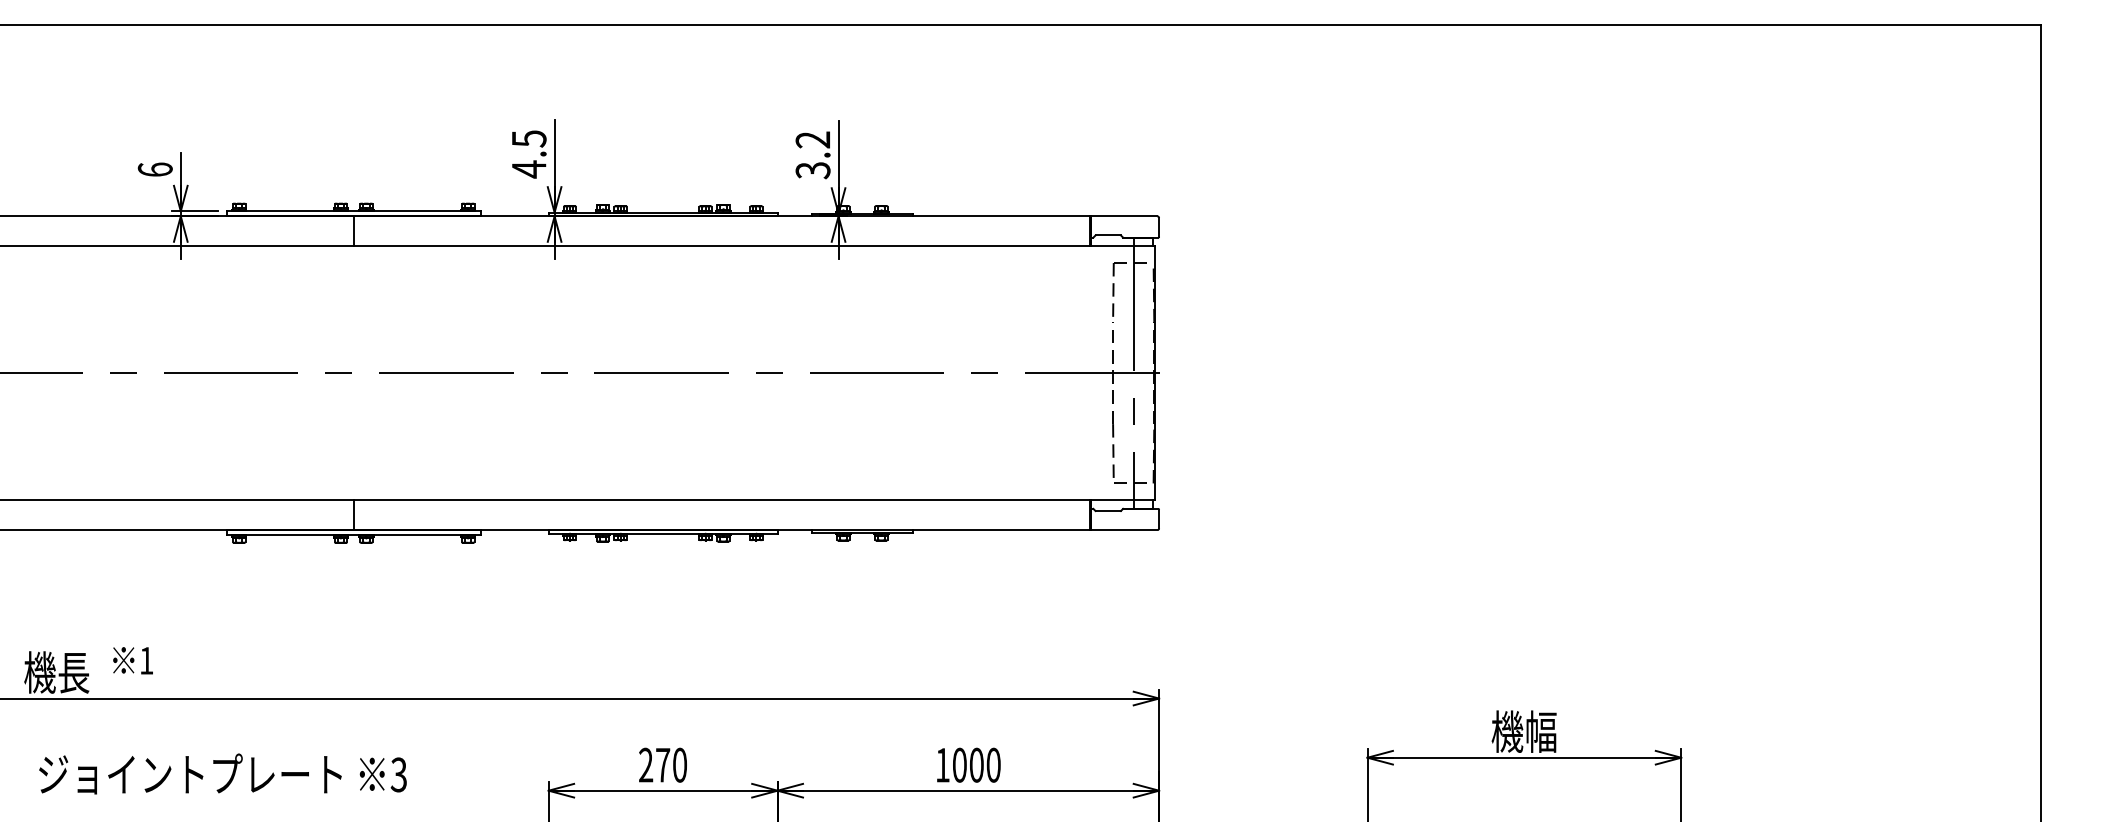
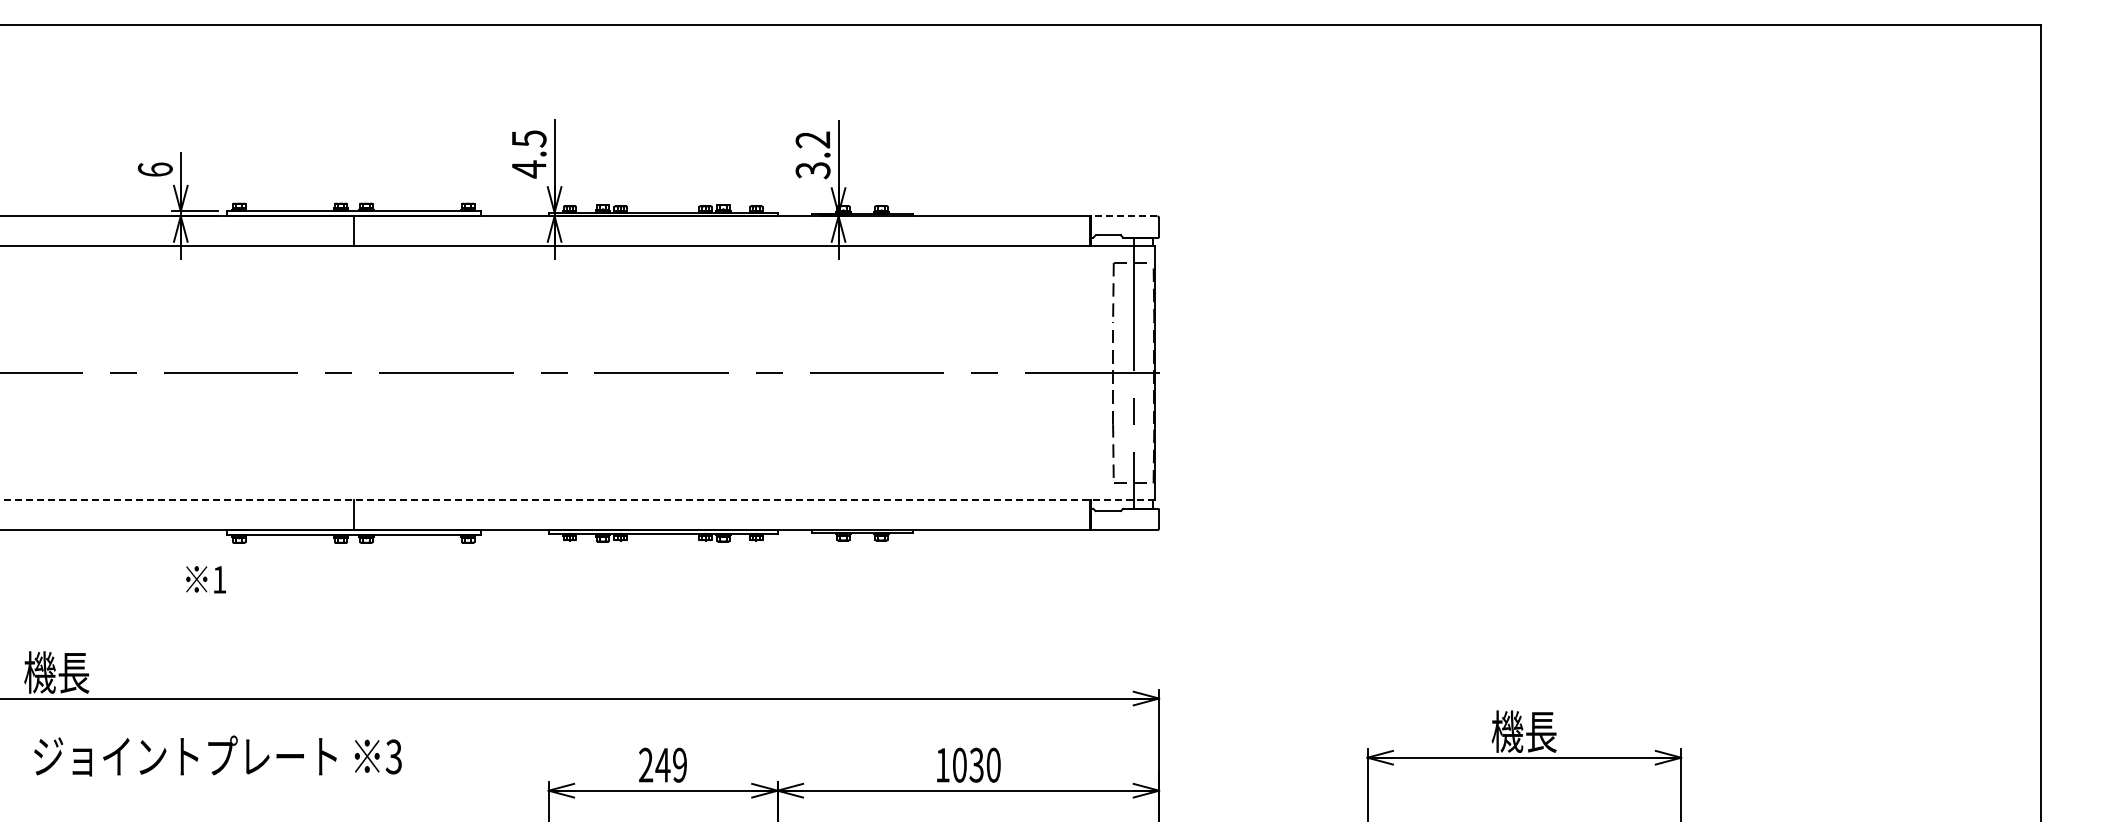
line: solid -> dashed (1123, 216)
line: solid -> dashed (577, 500)
text position: (132, 660) -> (205, 579) (205, 579)
text: 機幅 -> 機長 (1541, 731)
text: 270 -> 249 (670, 764)
text: 1000 -> 1030 (976, 764)
text position: (222, 773) -> (217, 755) (217, 755)
